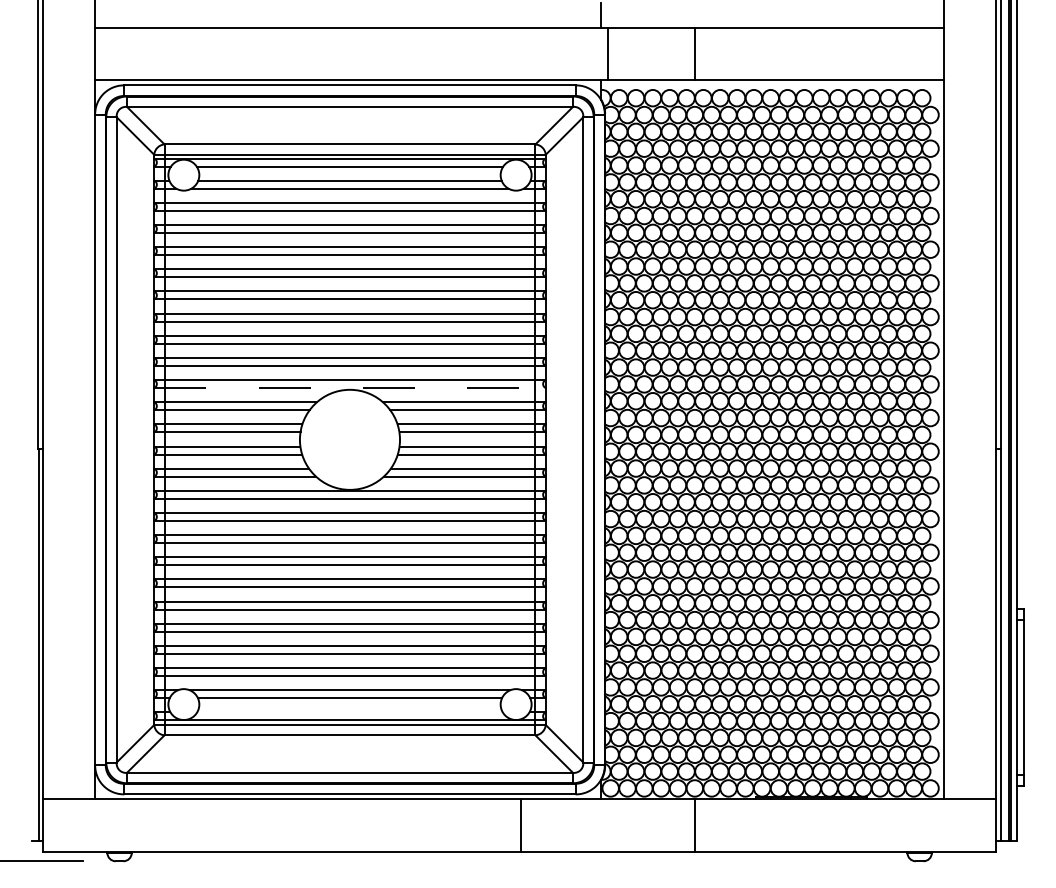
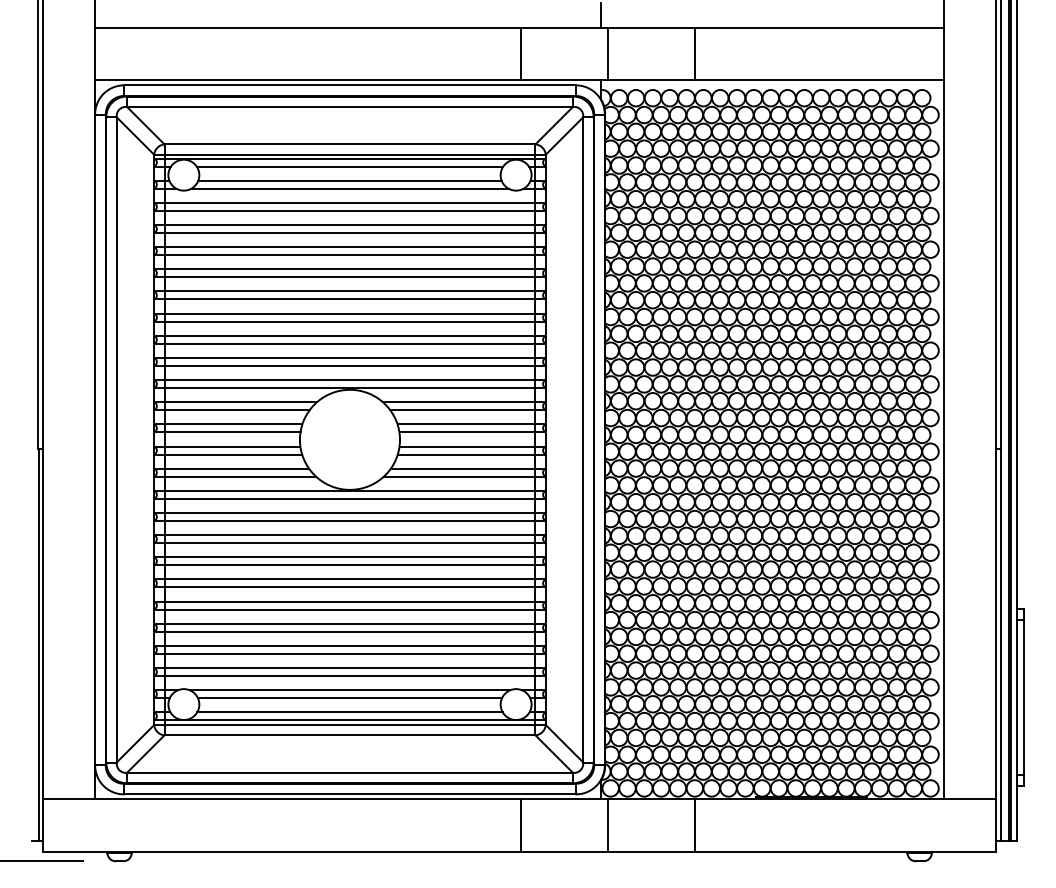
line: none -> present (520, 54)
line: dashed -> solid (350, 388)
line: none -> present (349, 712)
line: none -> present (607, 825)
